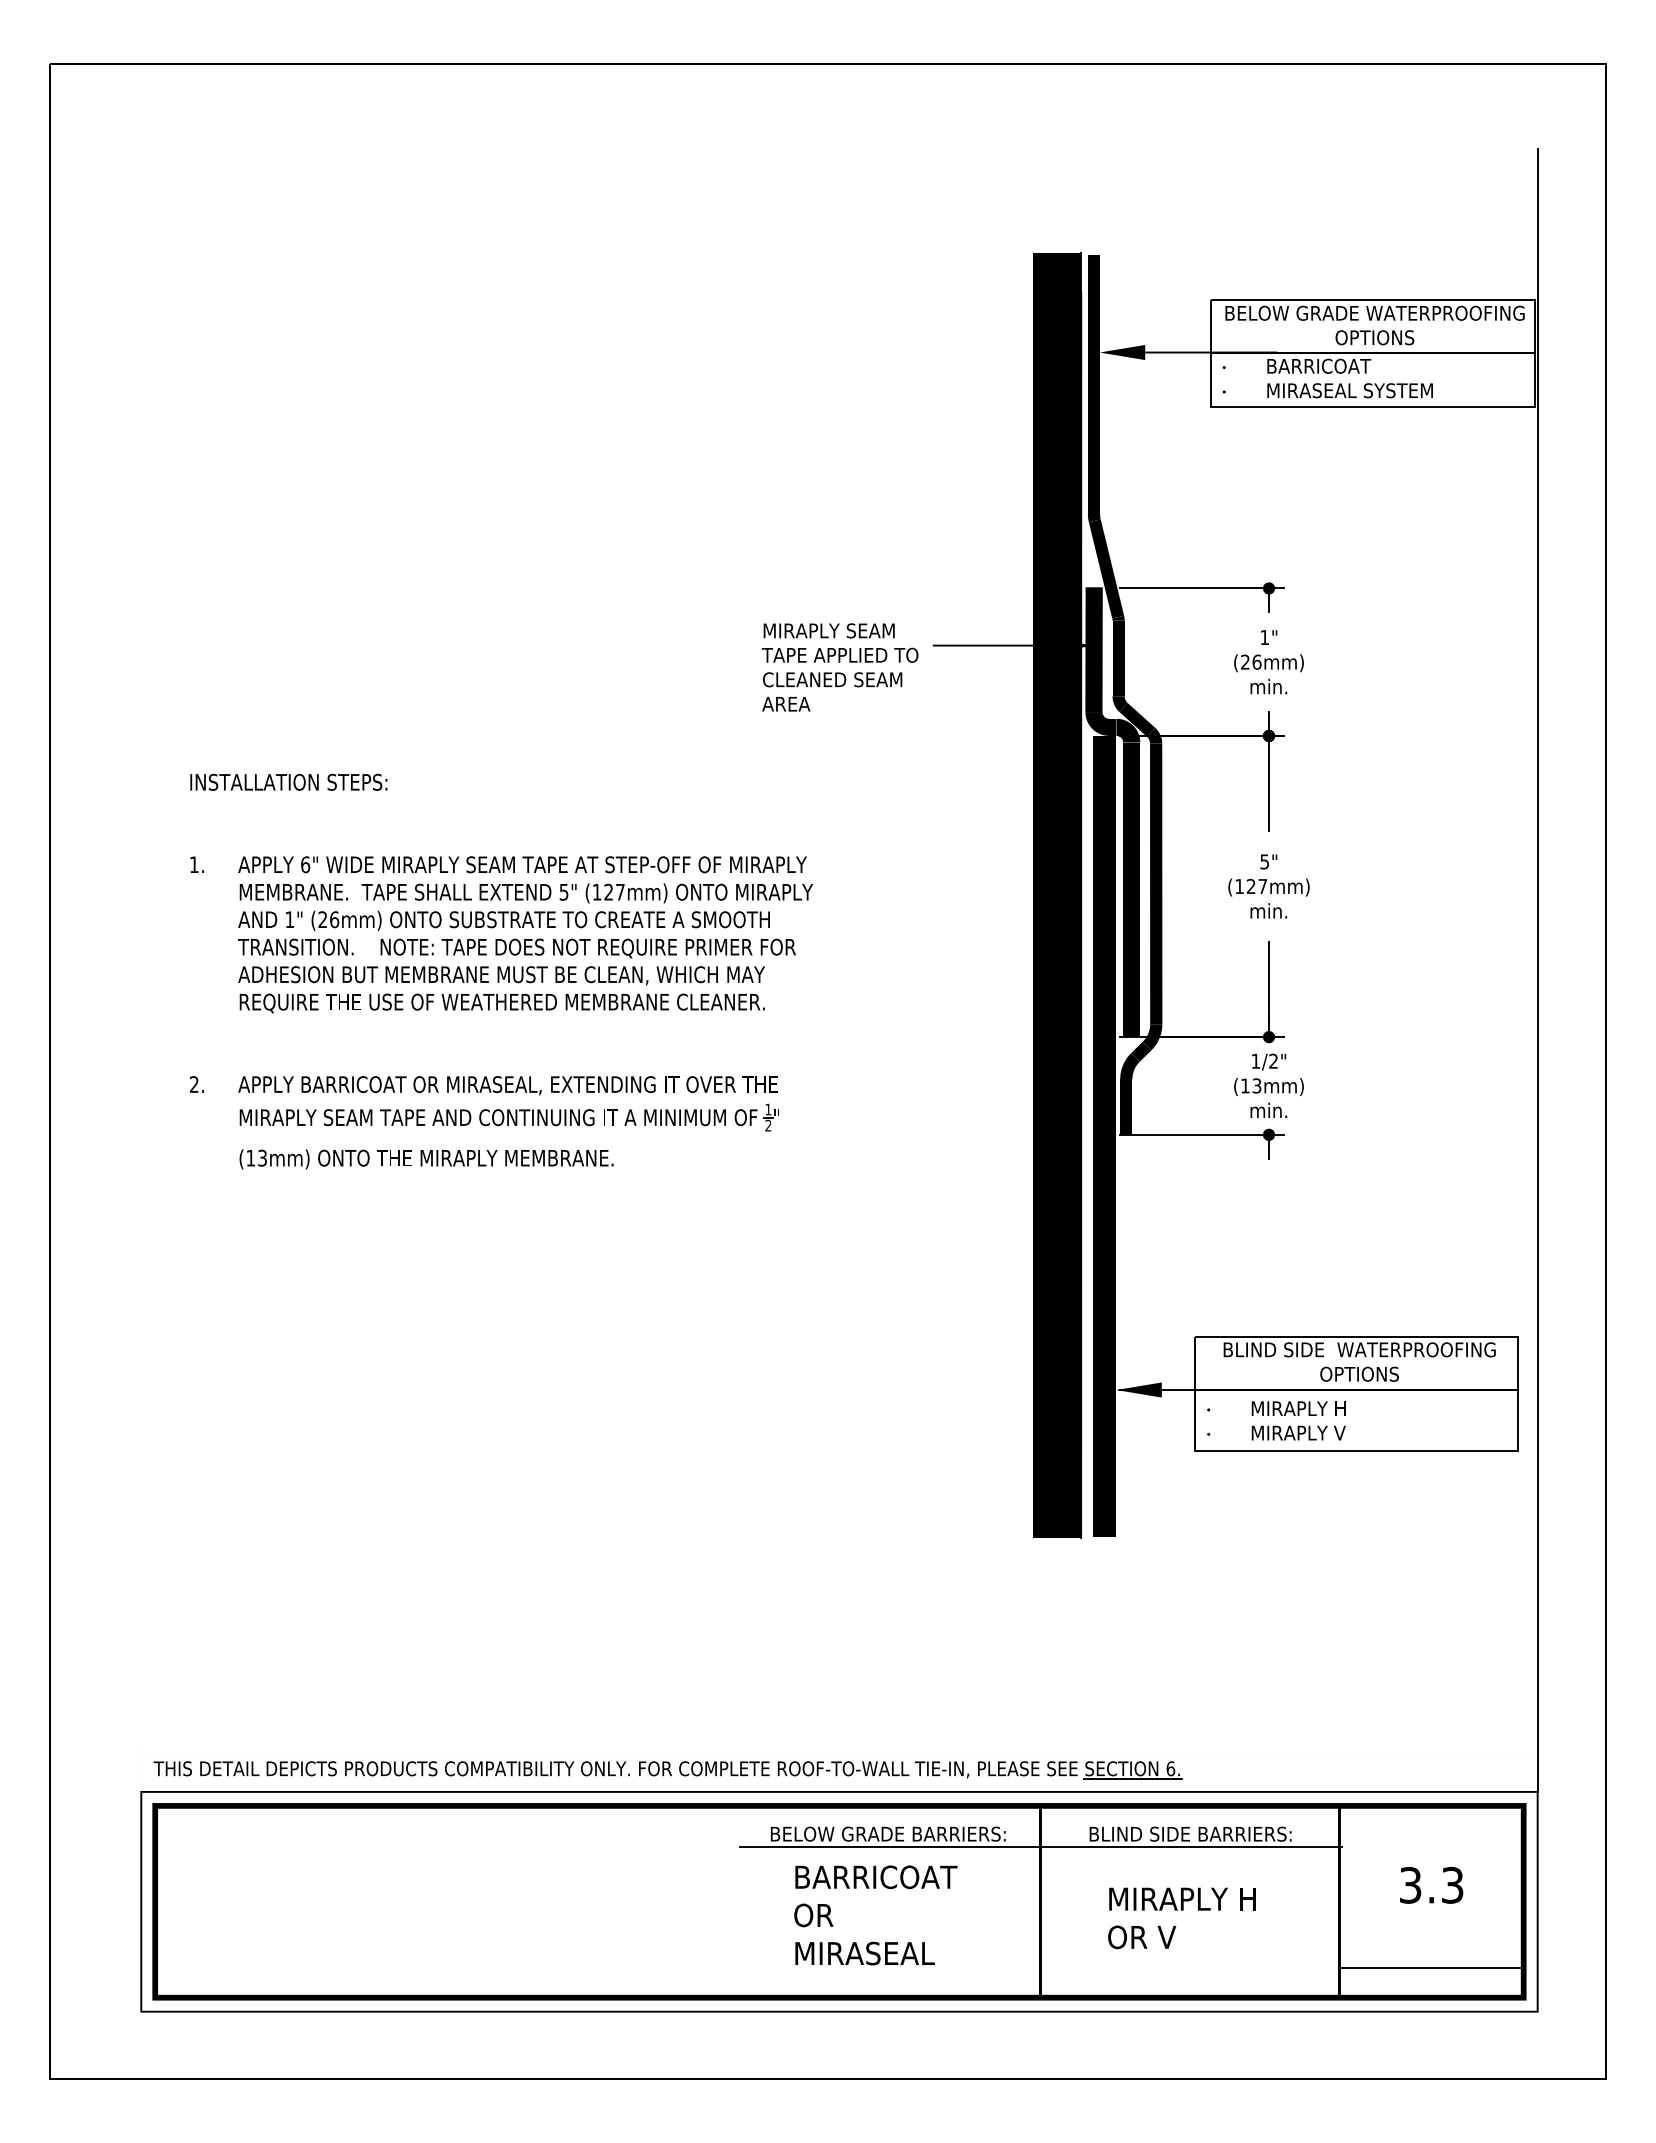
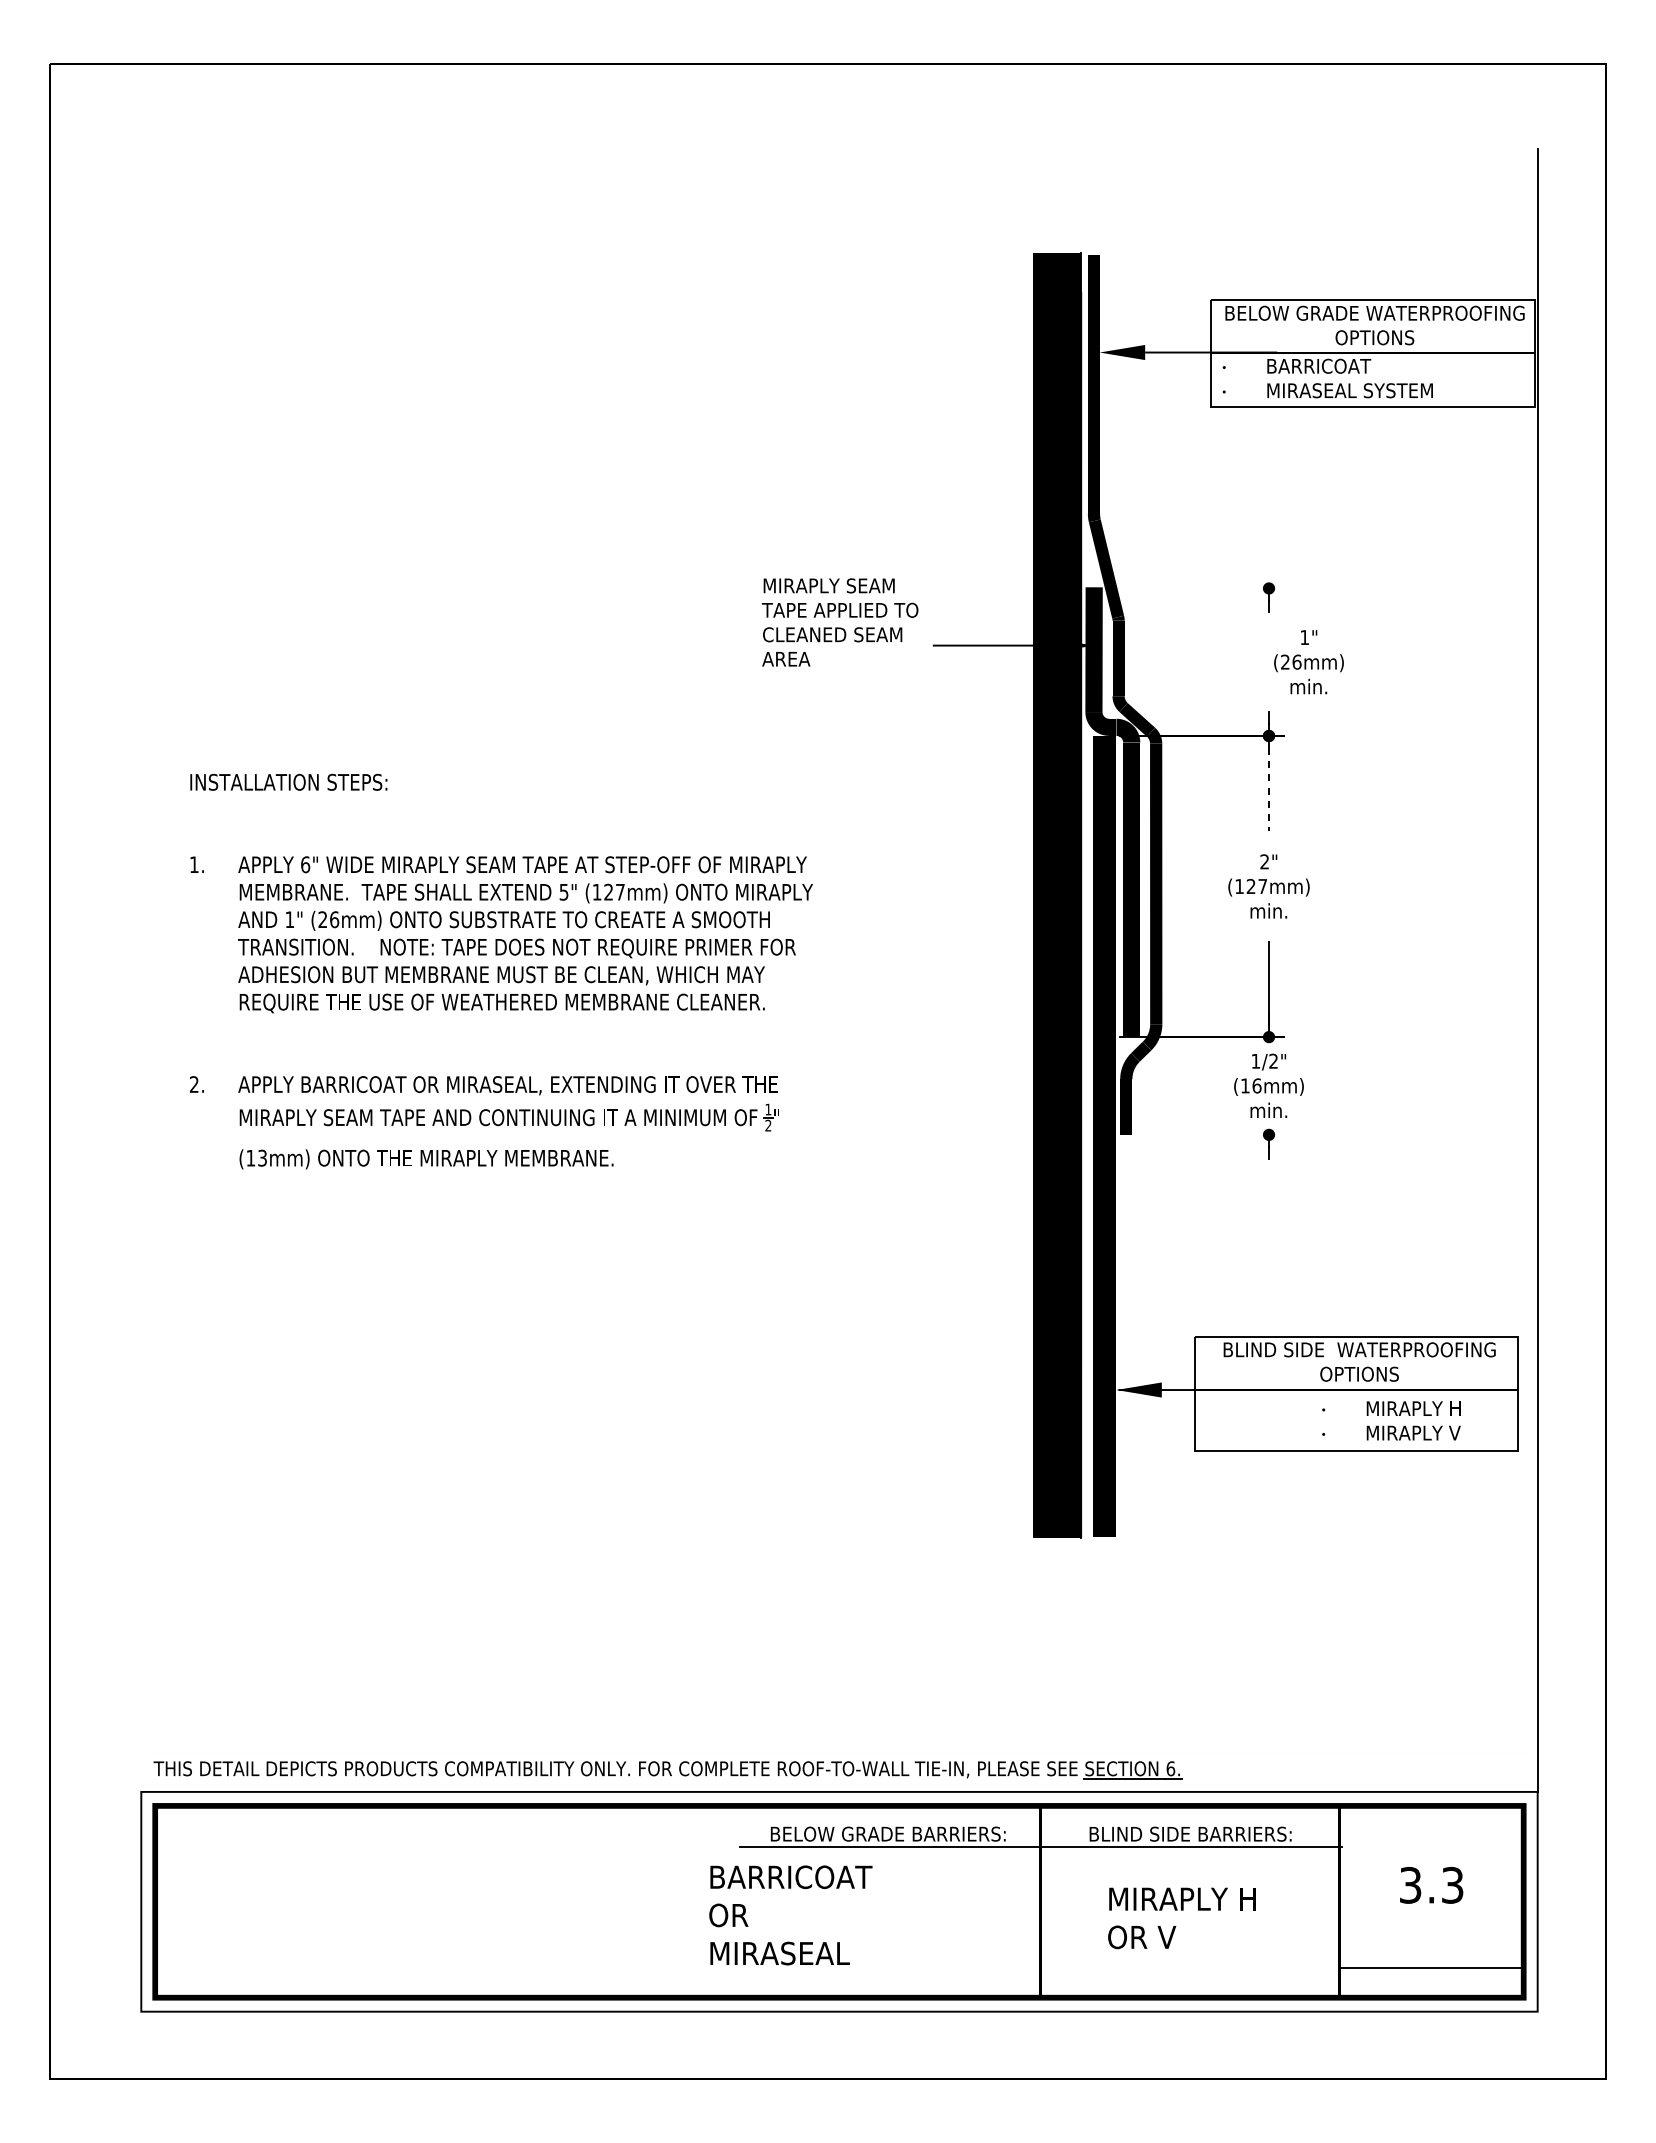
line: present -> none (1202, 588)
text position: (1268, 662) -> (1308, 662) (1308, 662)
text position: (840, 667) -> (840, 622) (840, 622)
line: solid -> dashed (1269, 790)
text: 5" -> 2" (1264, 861)
text: (13mm) -> (16mm) (1256, 1085)
line: present -> none (1202, 1134)
text position: (1276, 1420) -> (1391, 1420) (1391, 1420)
text position: (875, 1915) -> (790, 1915) (790, 1915)
